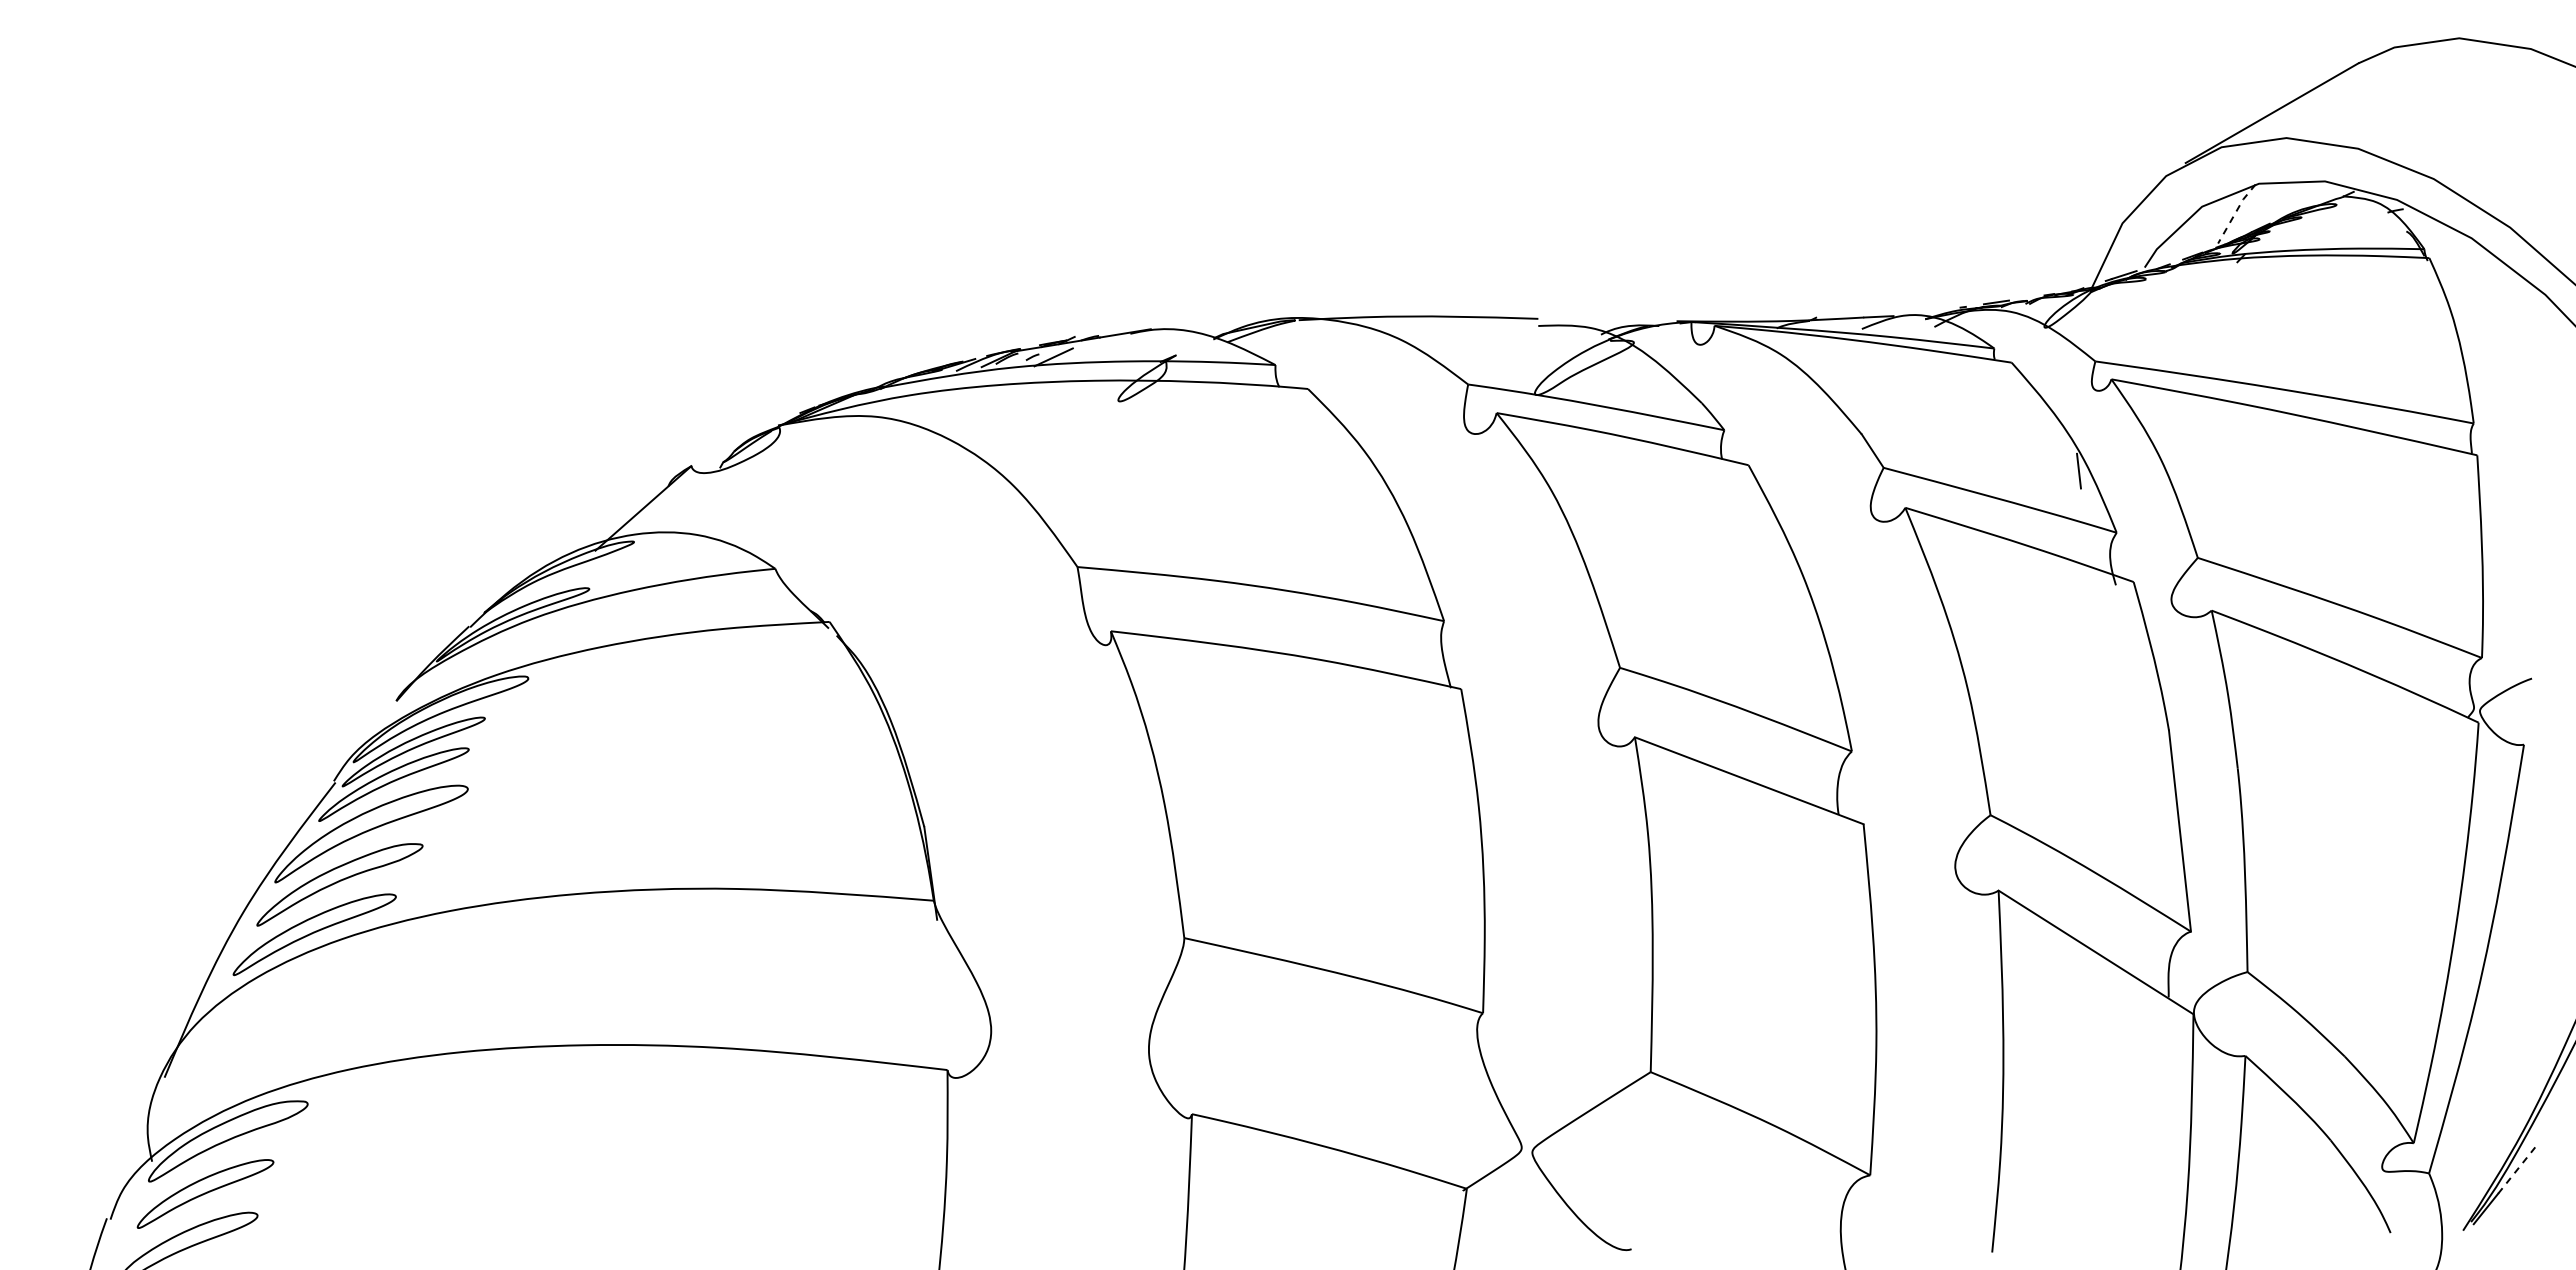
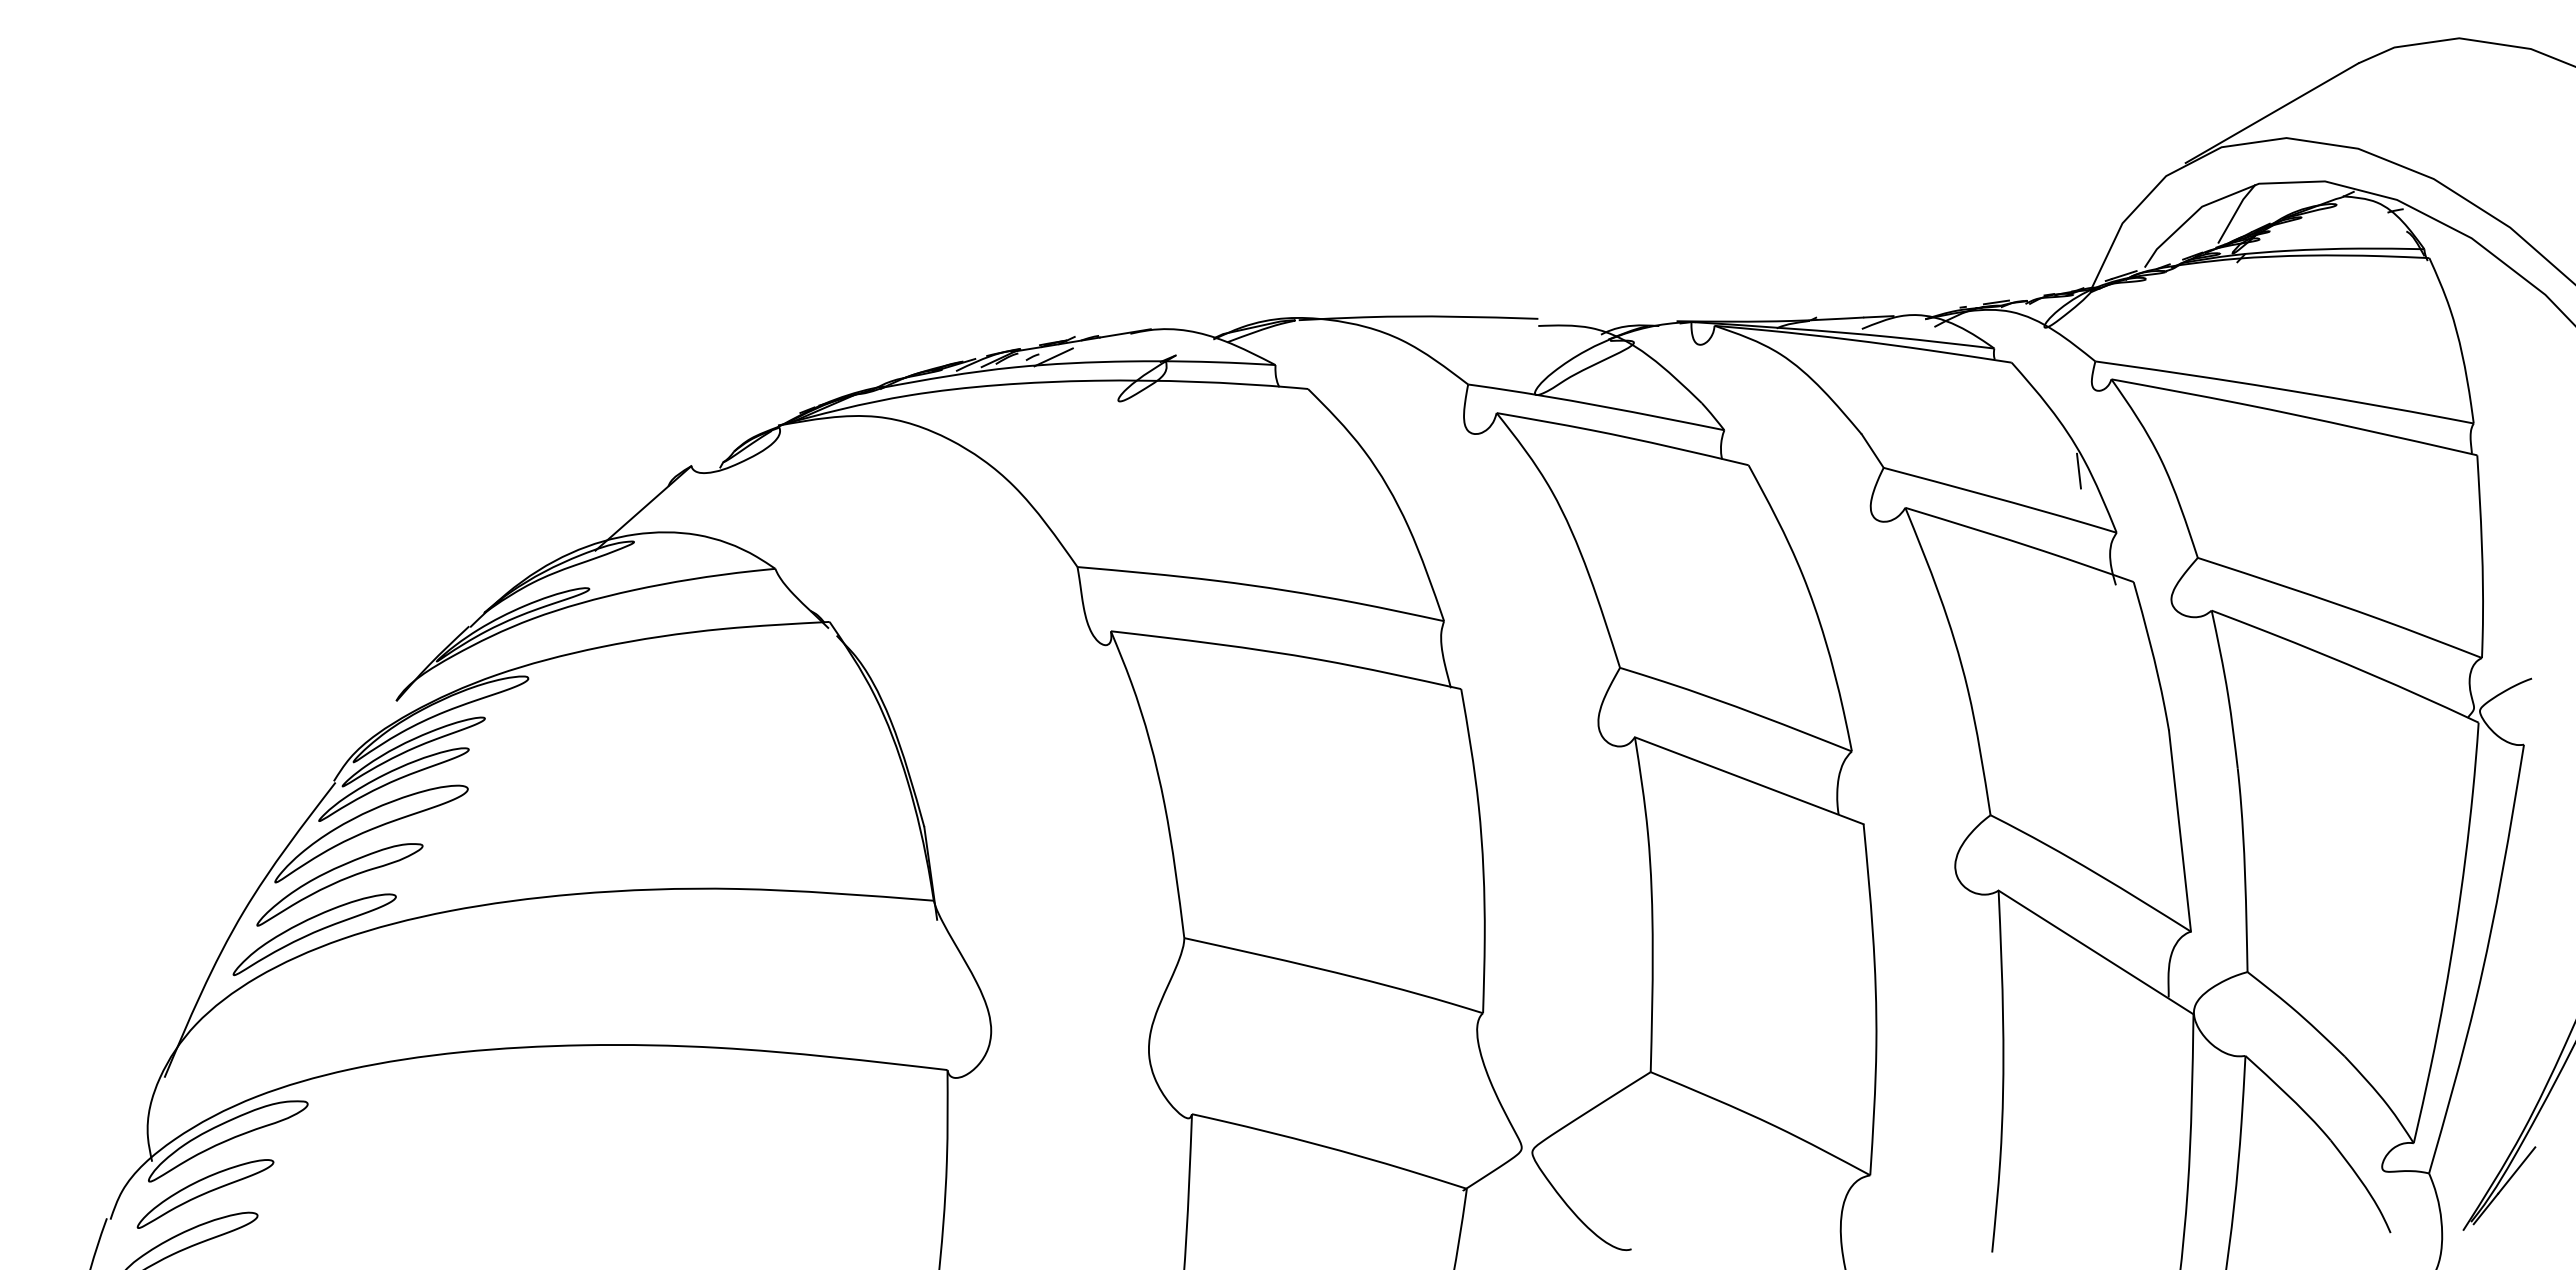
line: dashed -> solid (2235, 212)
line: dashed -> solid (2516, 1170)
